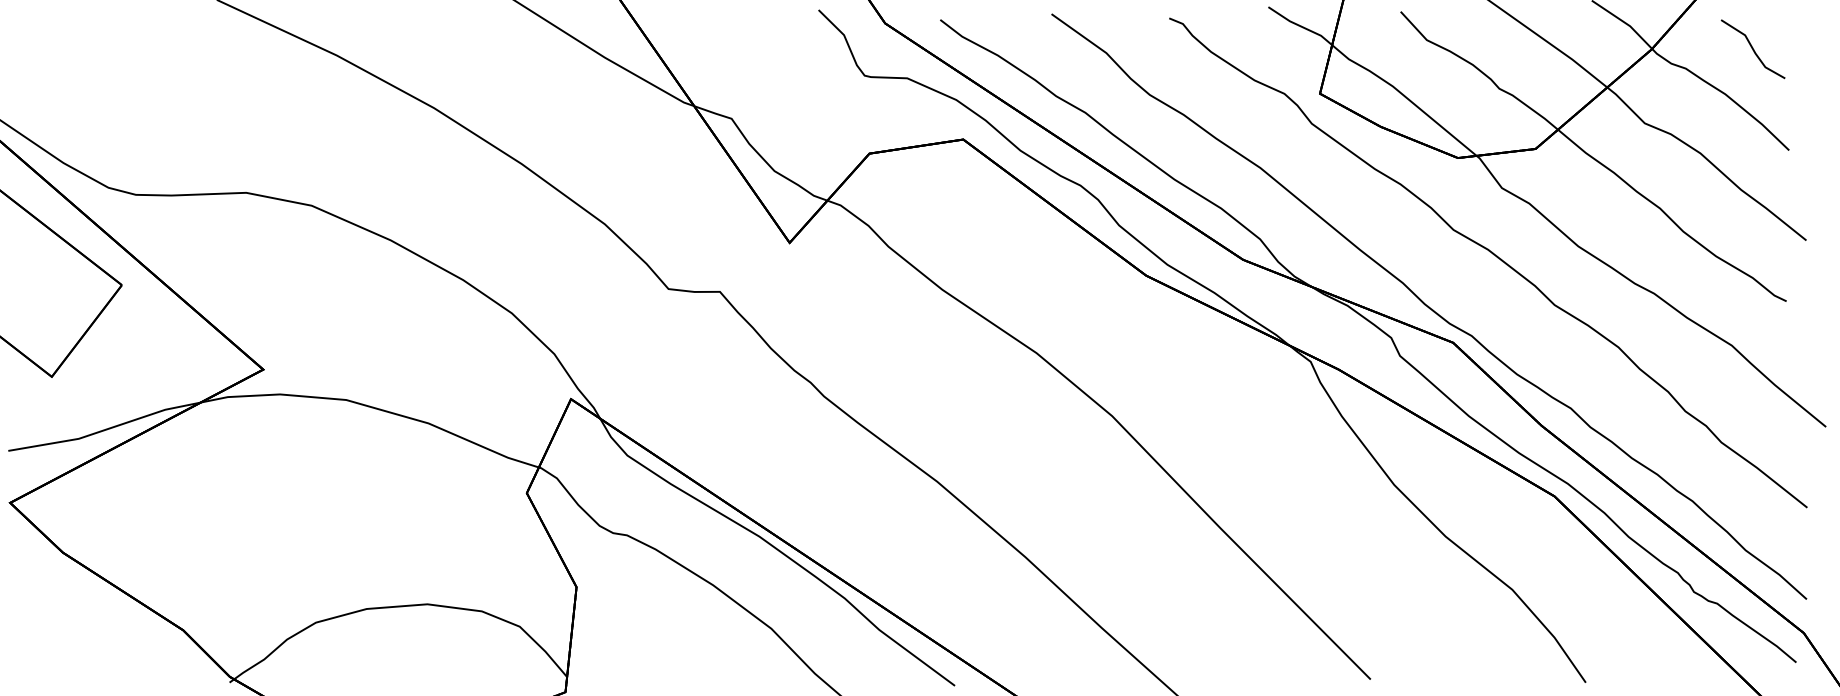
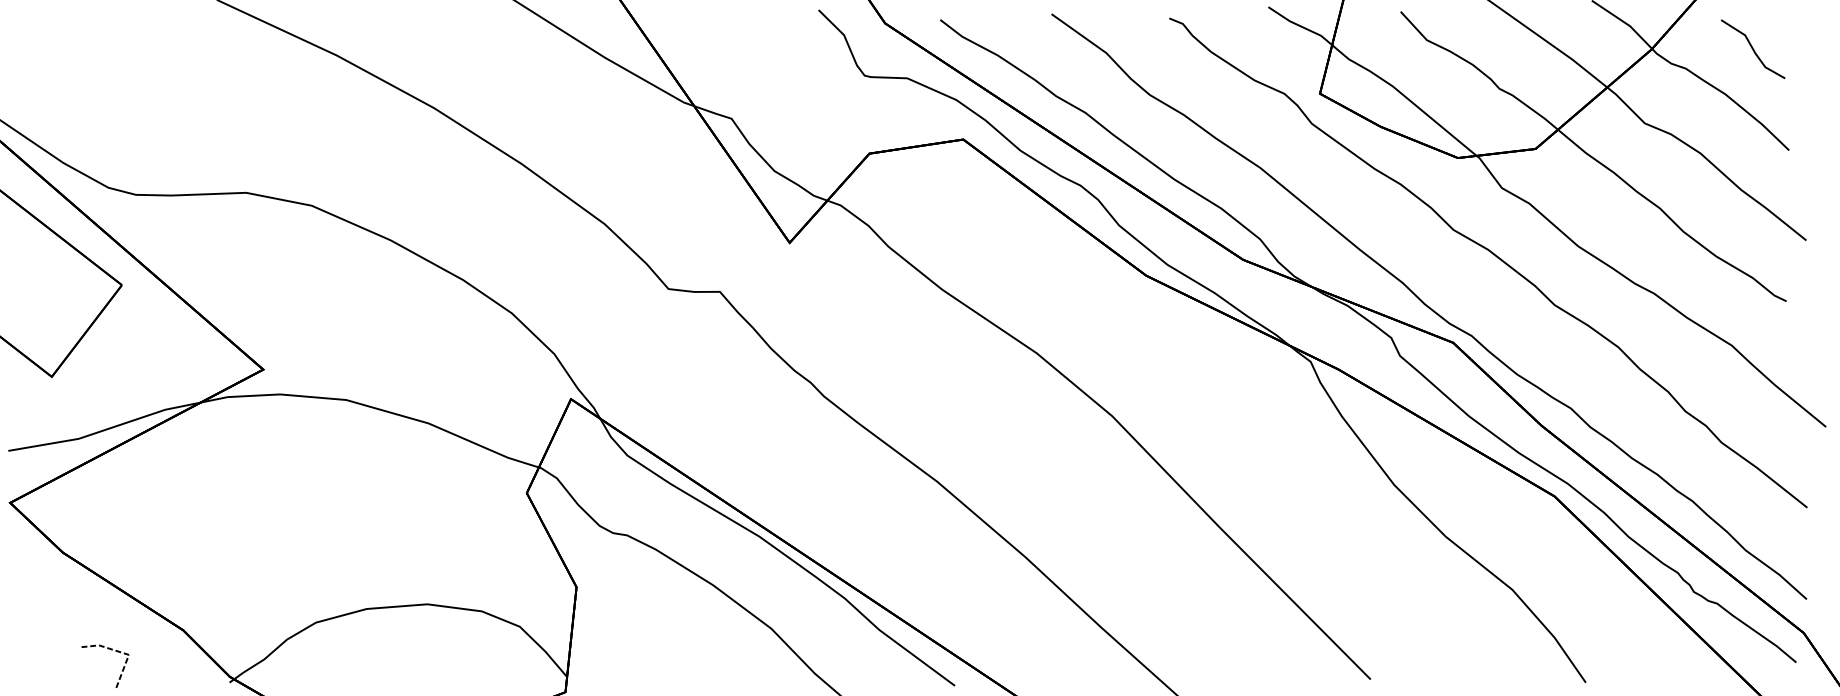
line: none -> present (111, 650)
